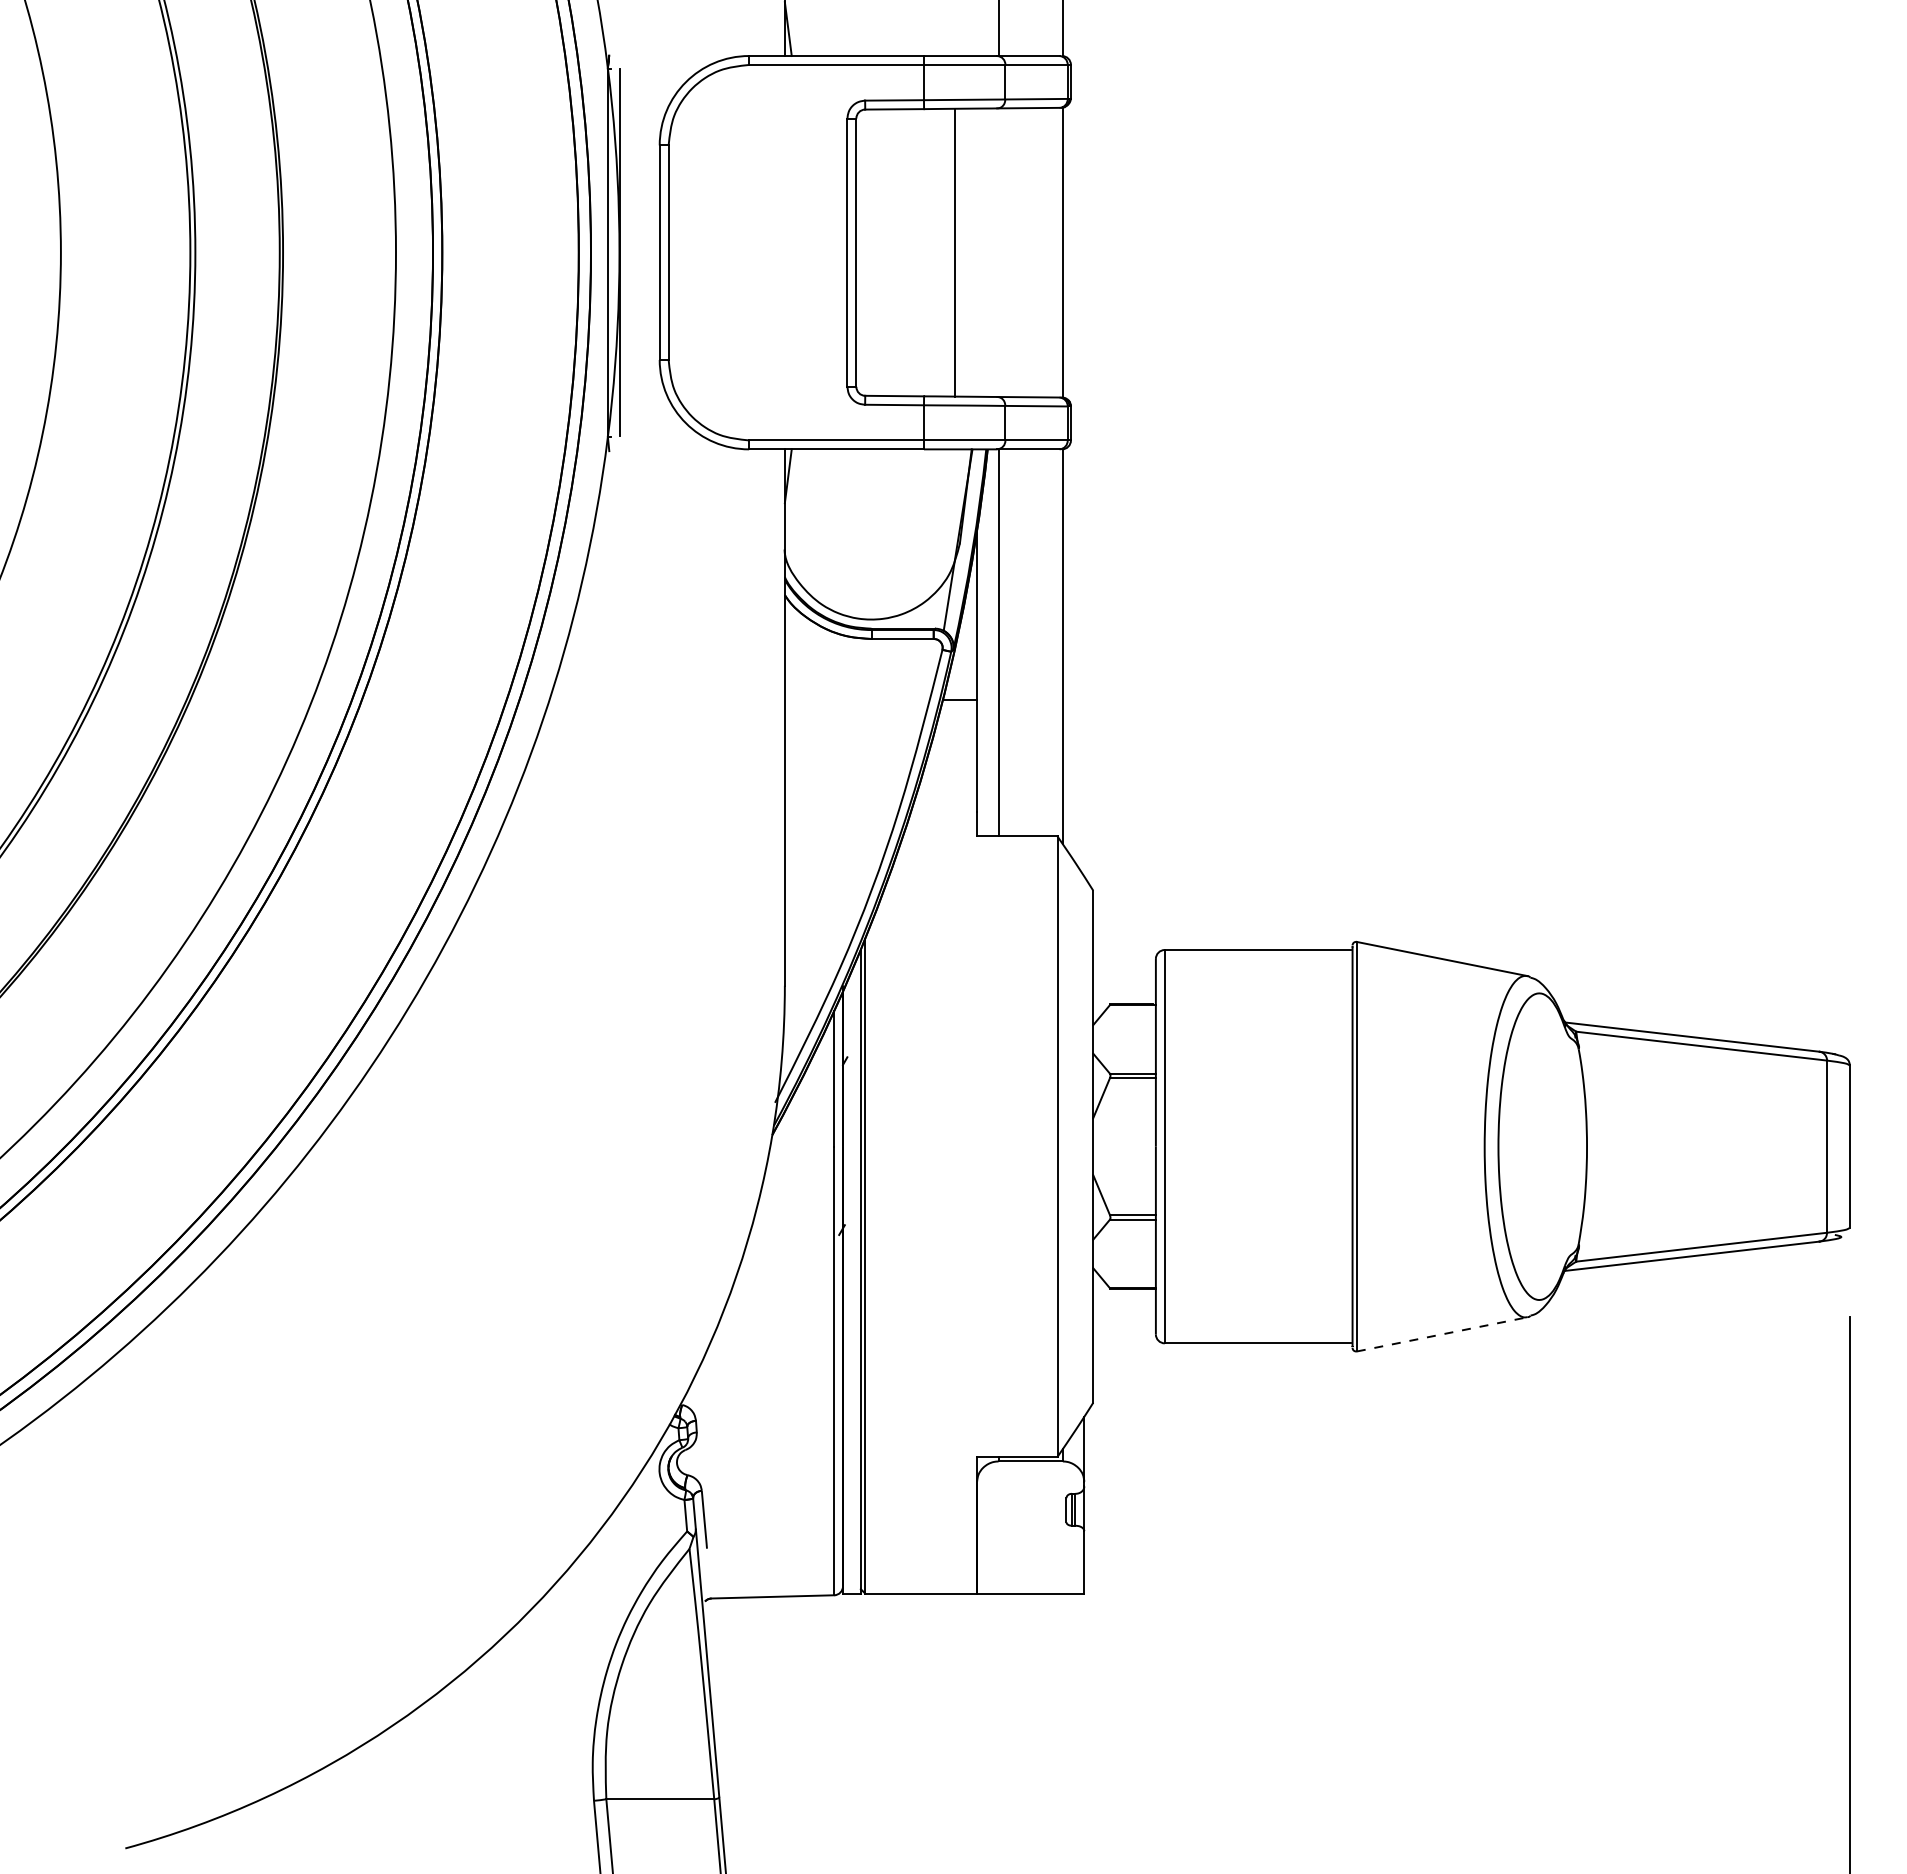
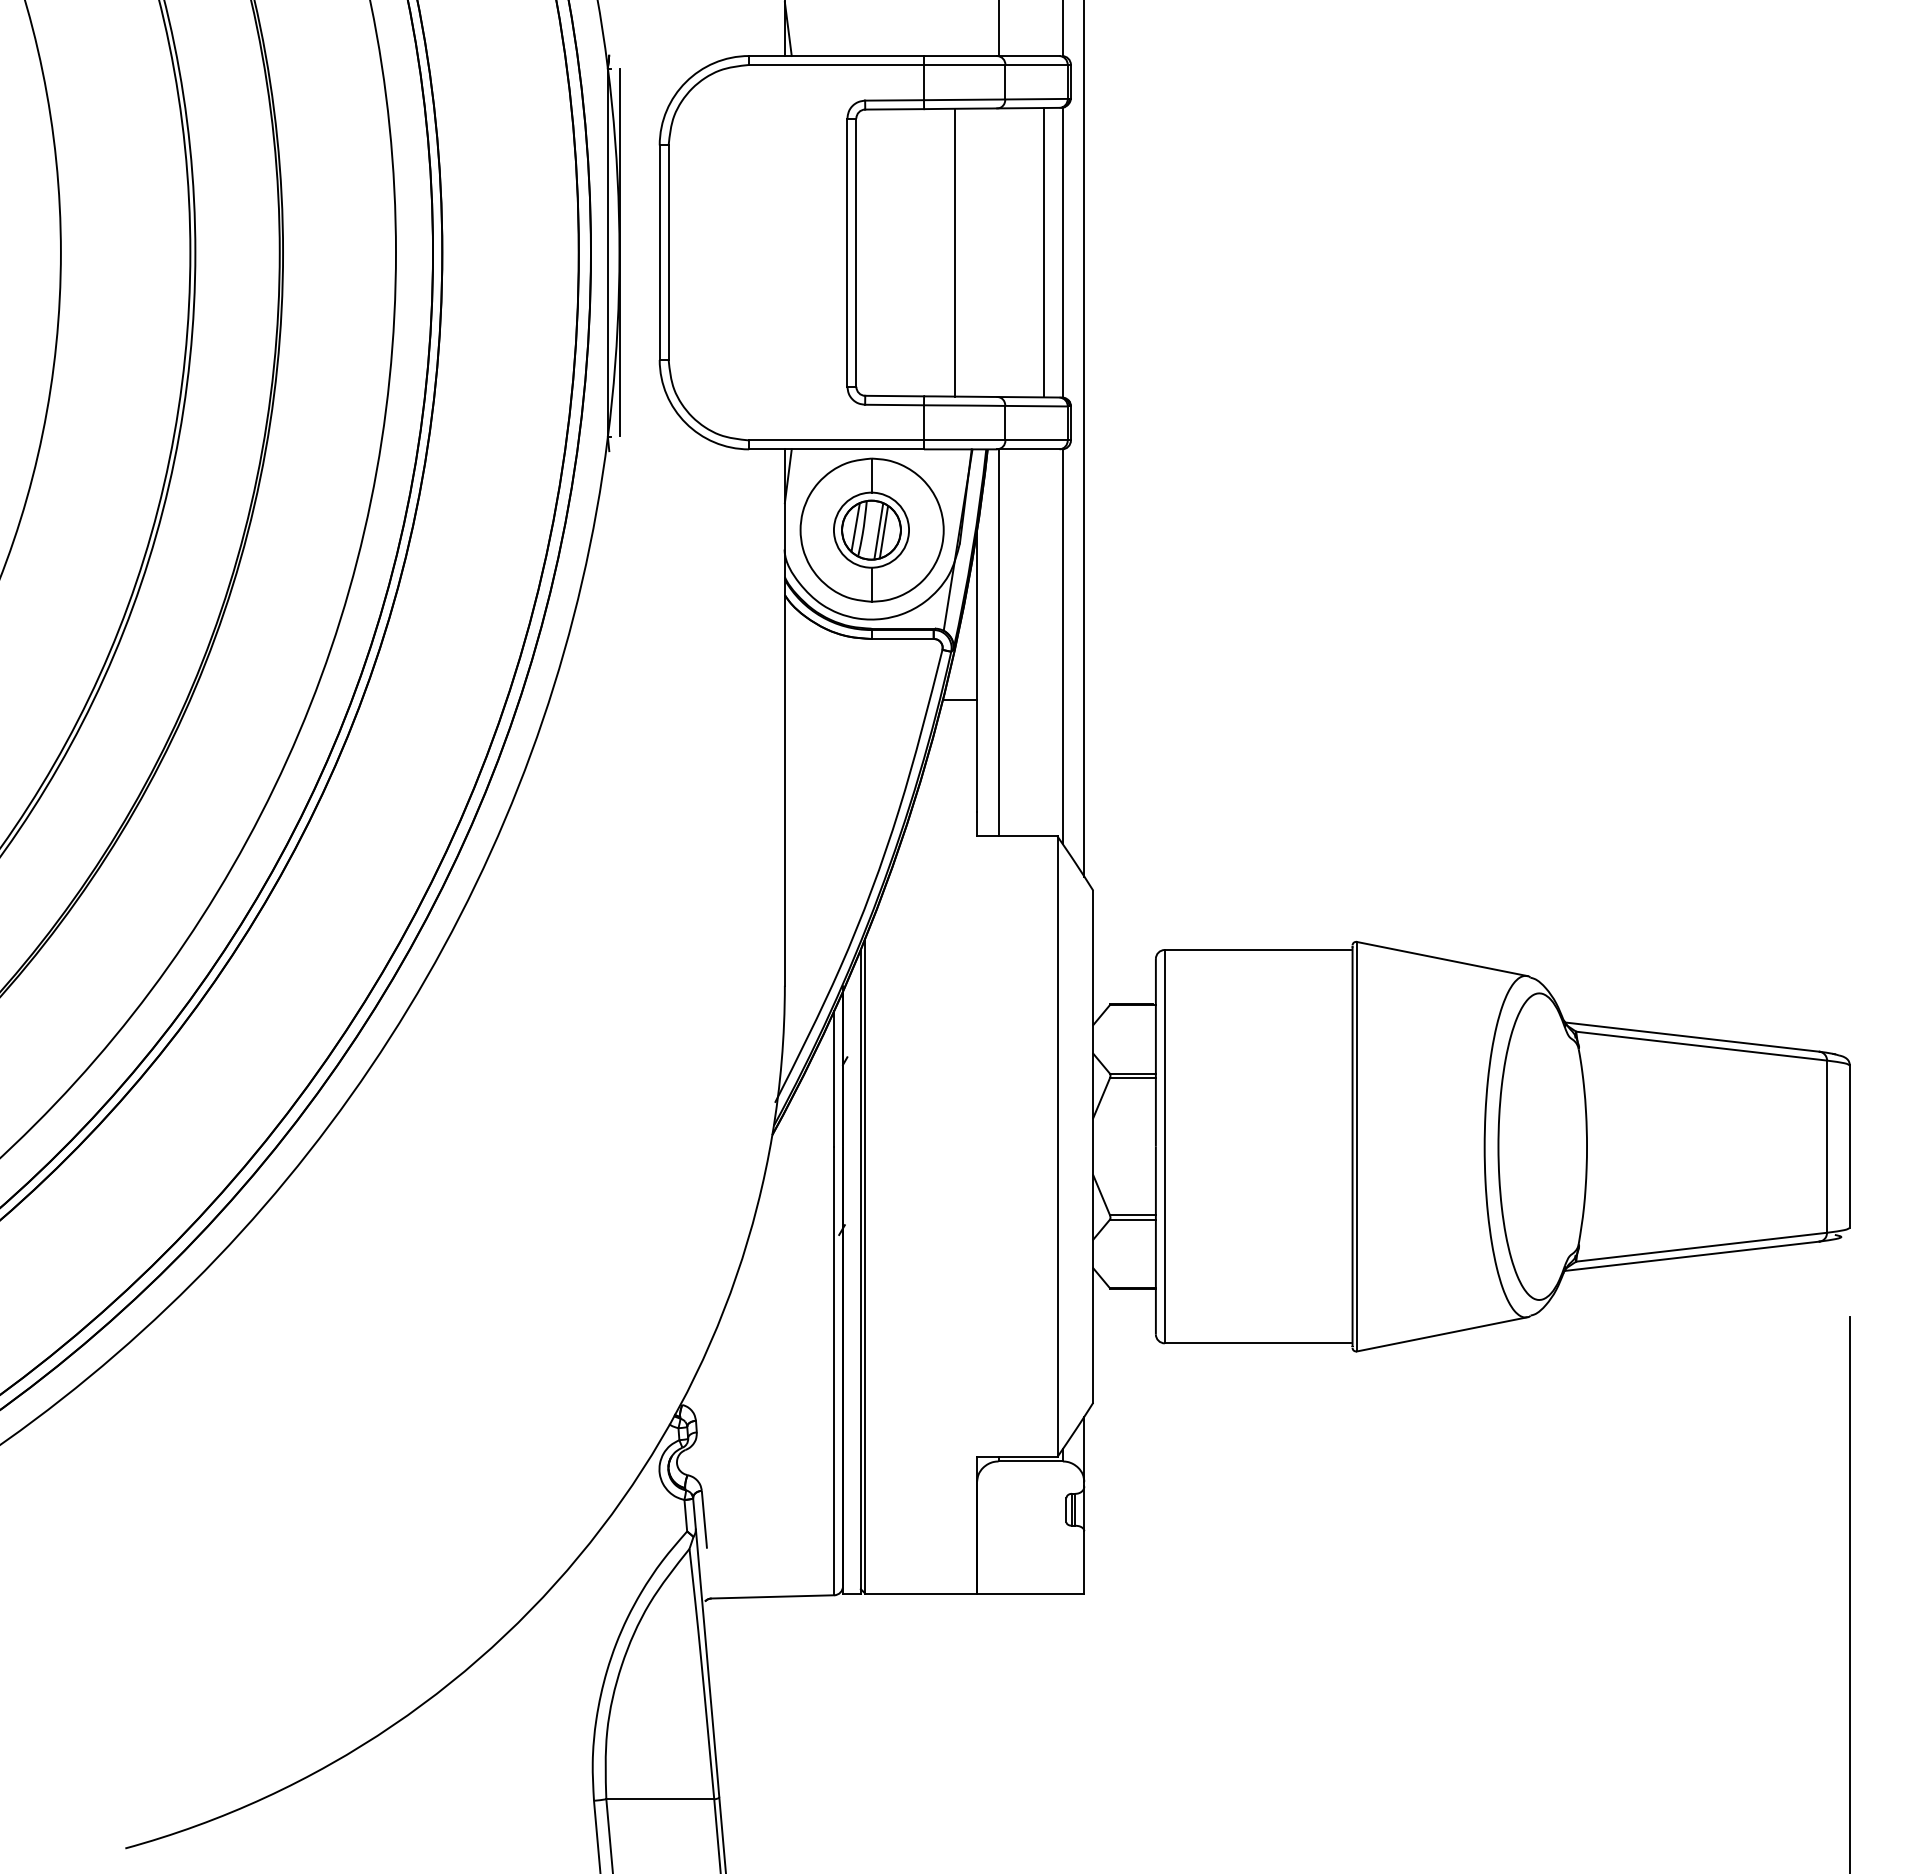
line: none -> present (1044, 252)
line: none -> present (1084, 439)
part: none -> present (871, 529)
line: dashed -> solid (1442, 1334)
